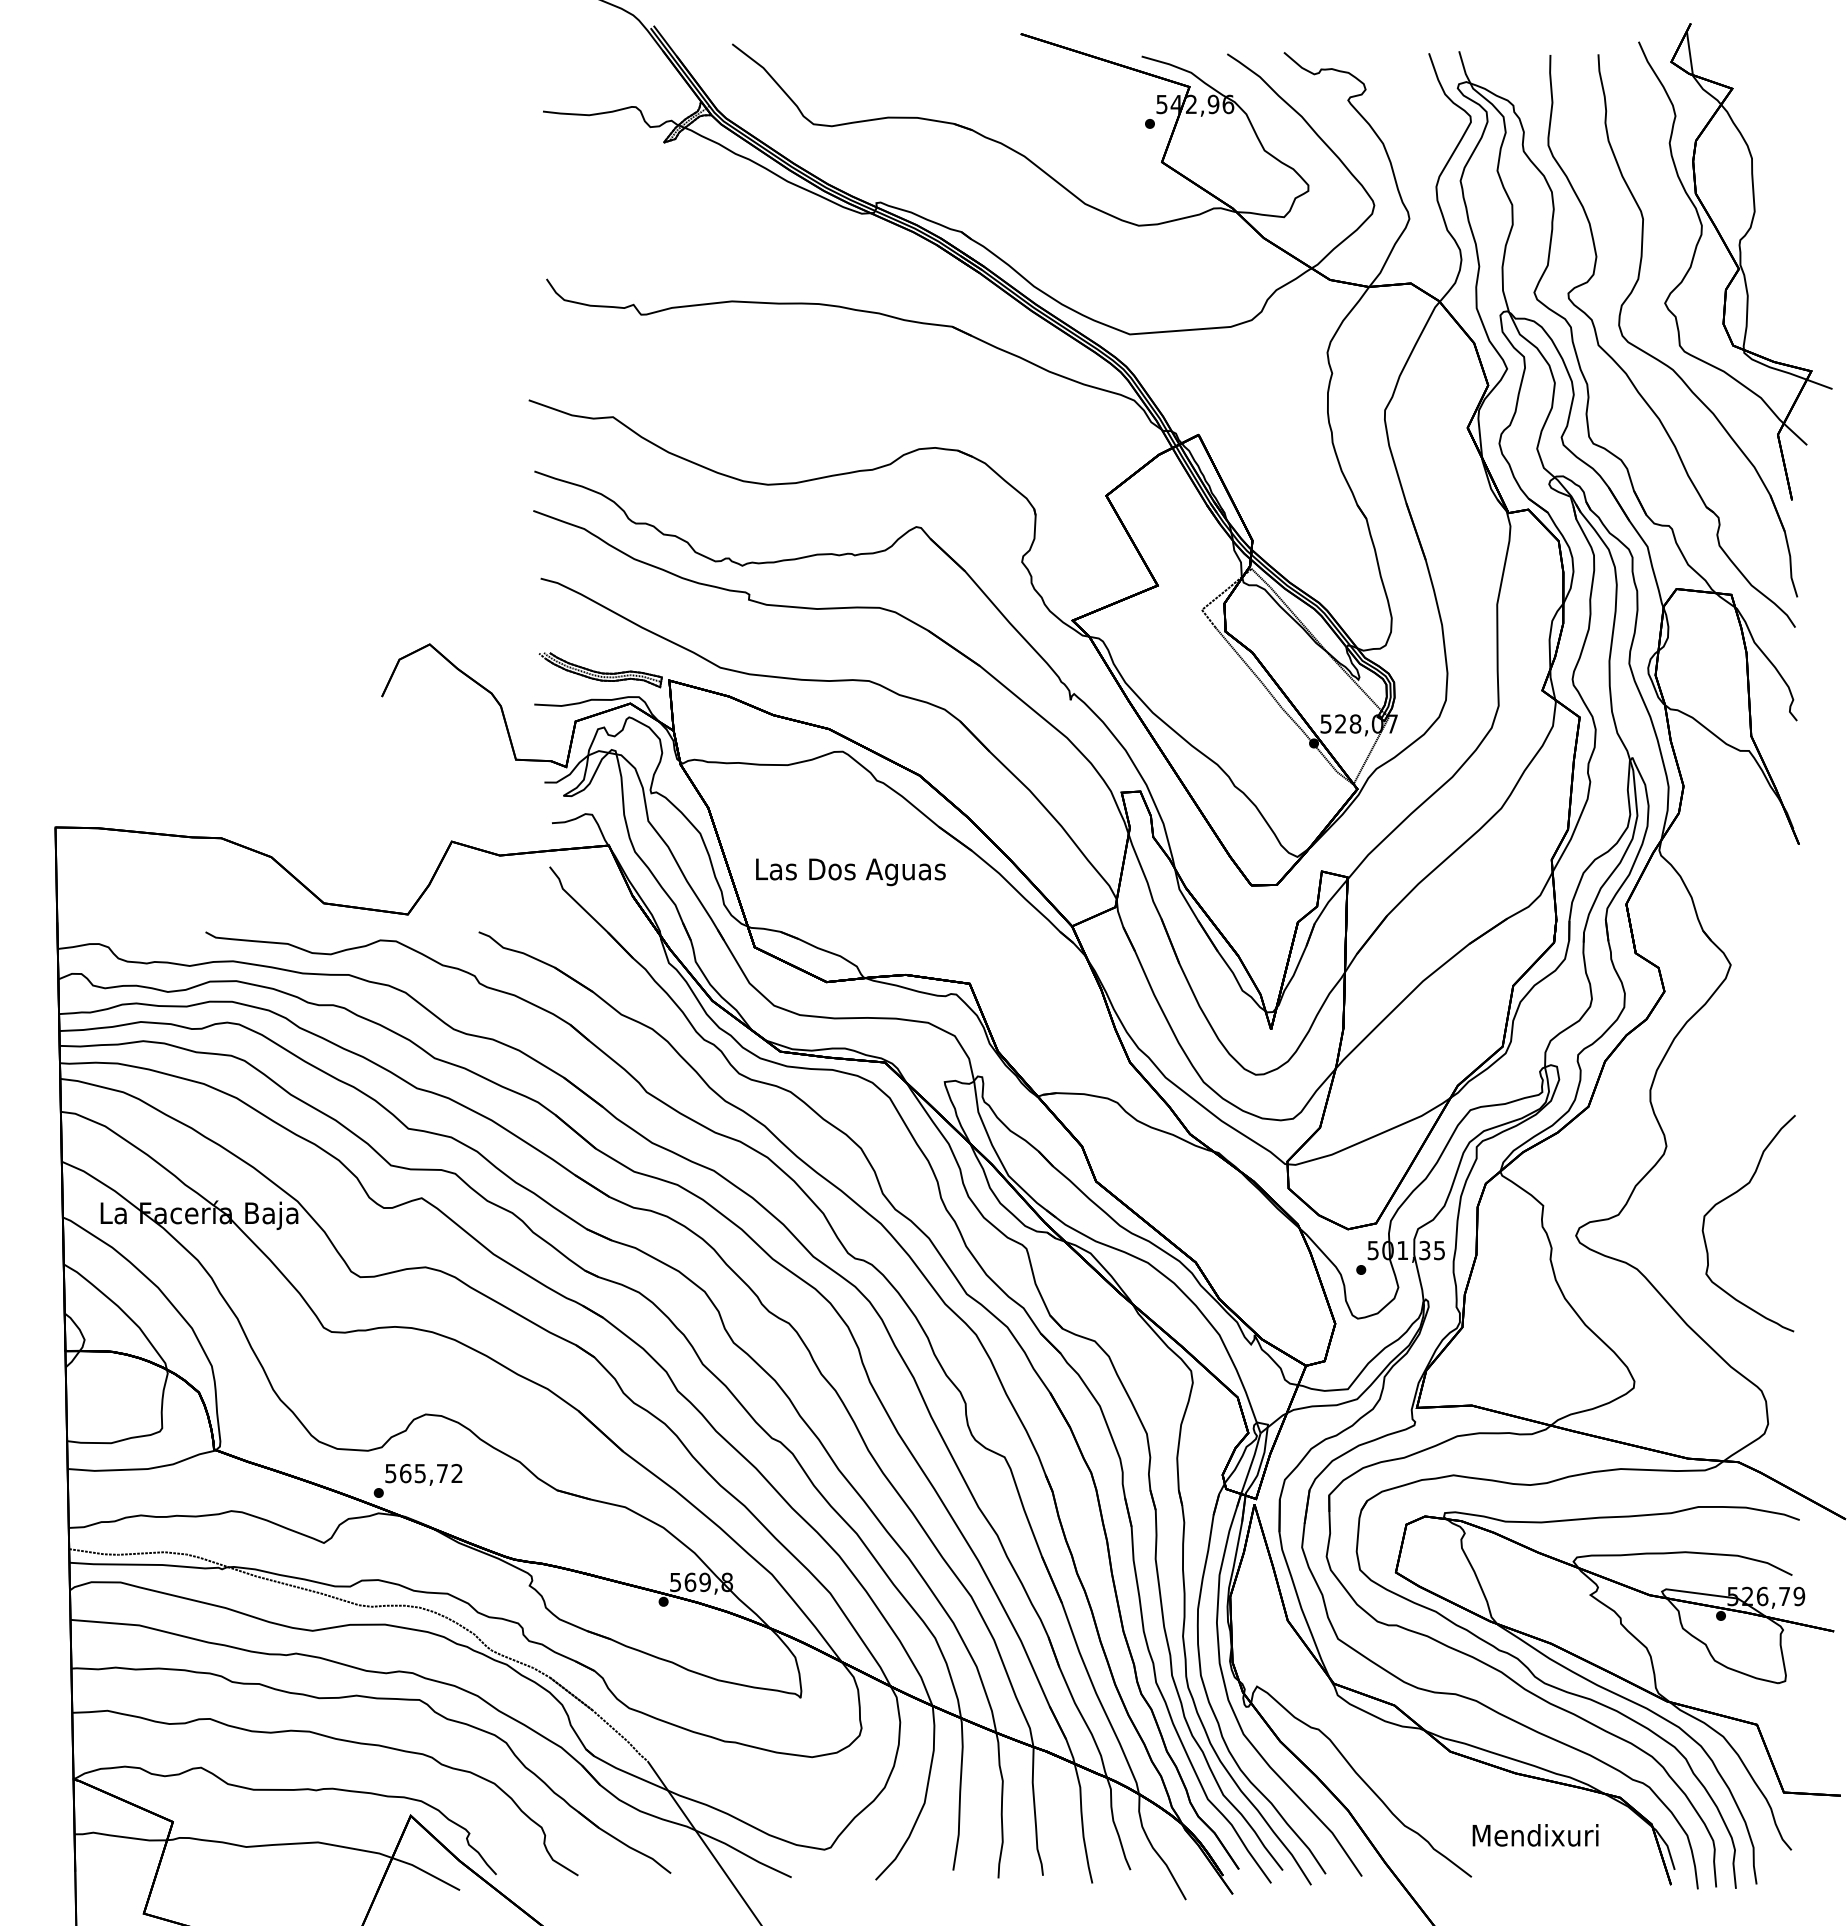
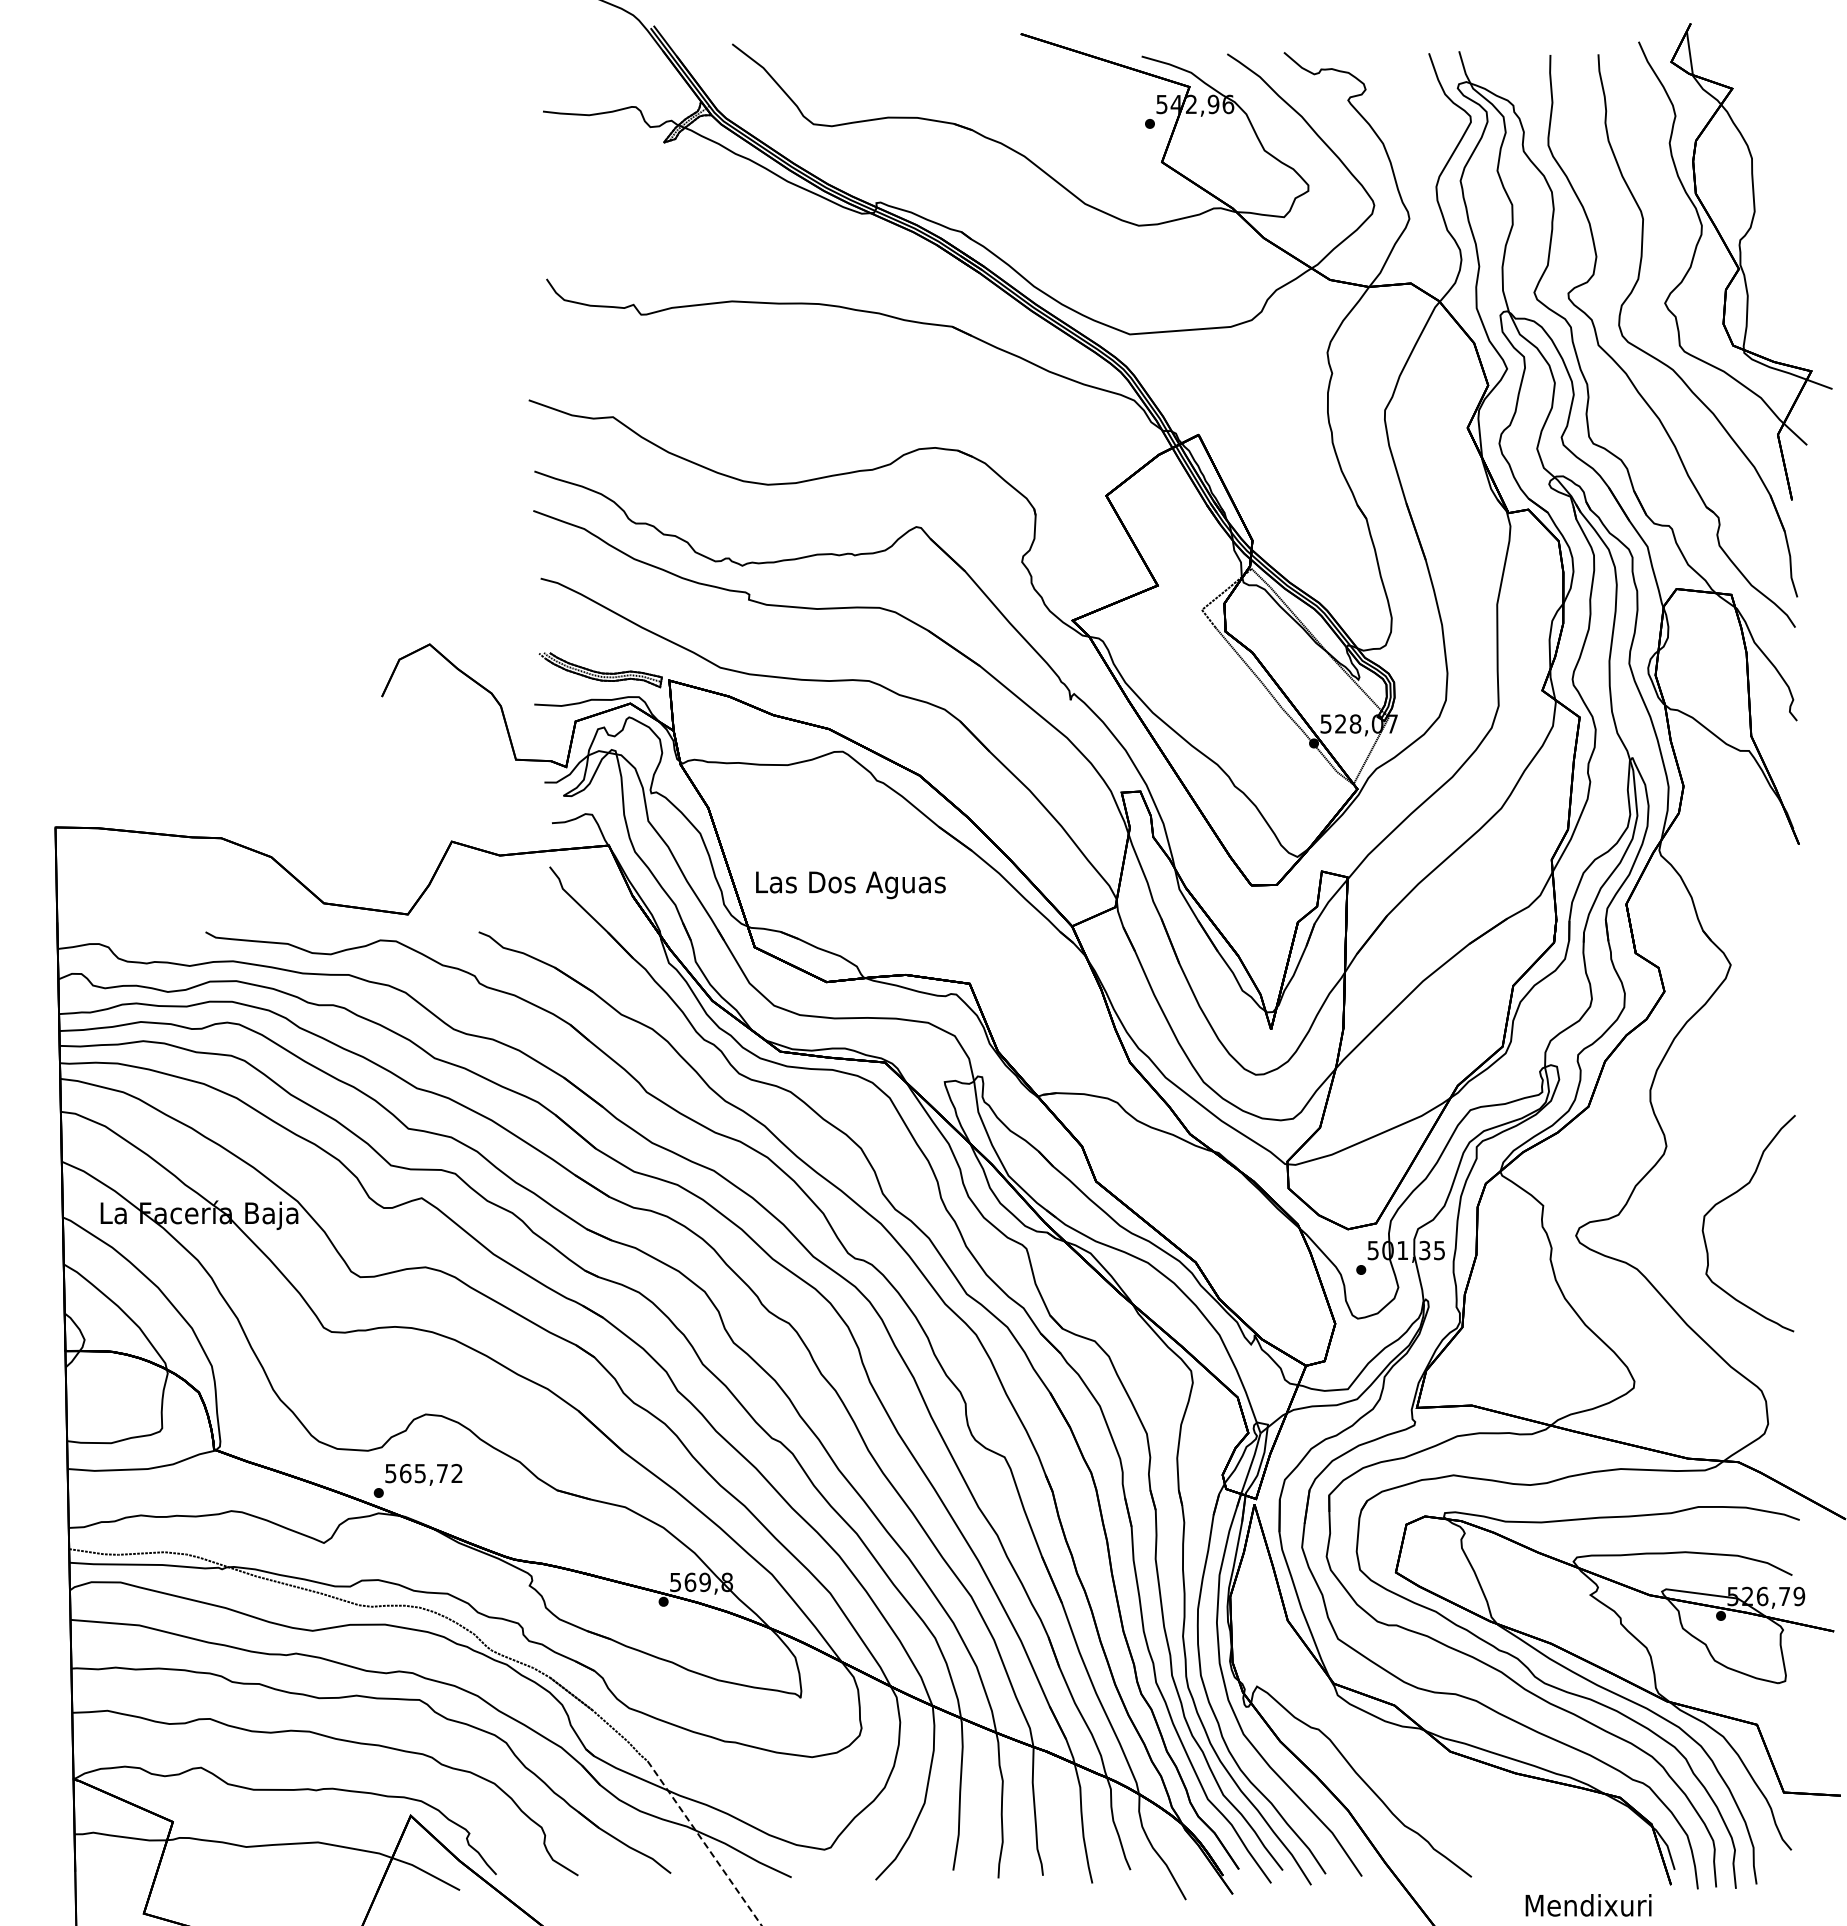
text position: (850, 872) -> (850, 885) (850, 885)
text position: (1535, 1835) -> (1588, 1905) (1588, 1905)
line: solid -> dashed (704, 1843)
